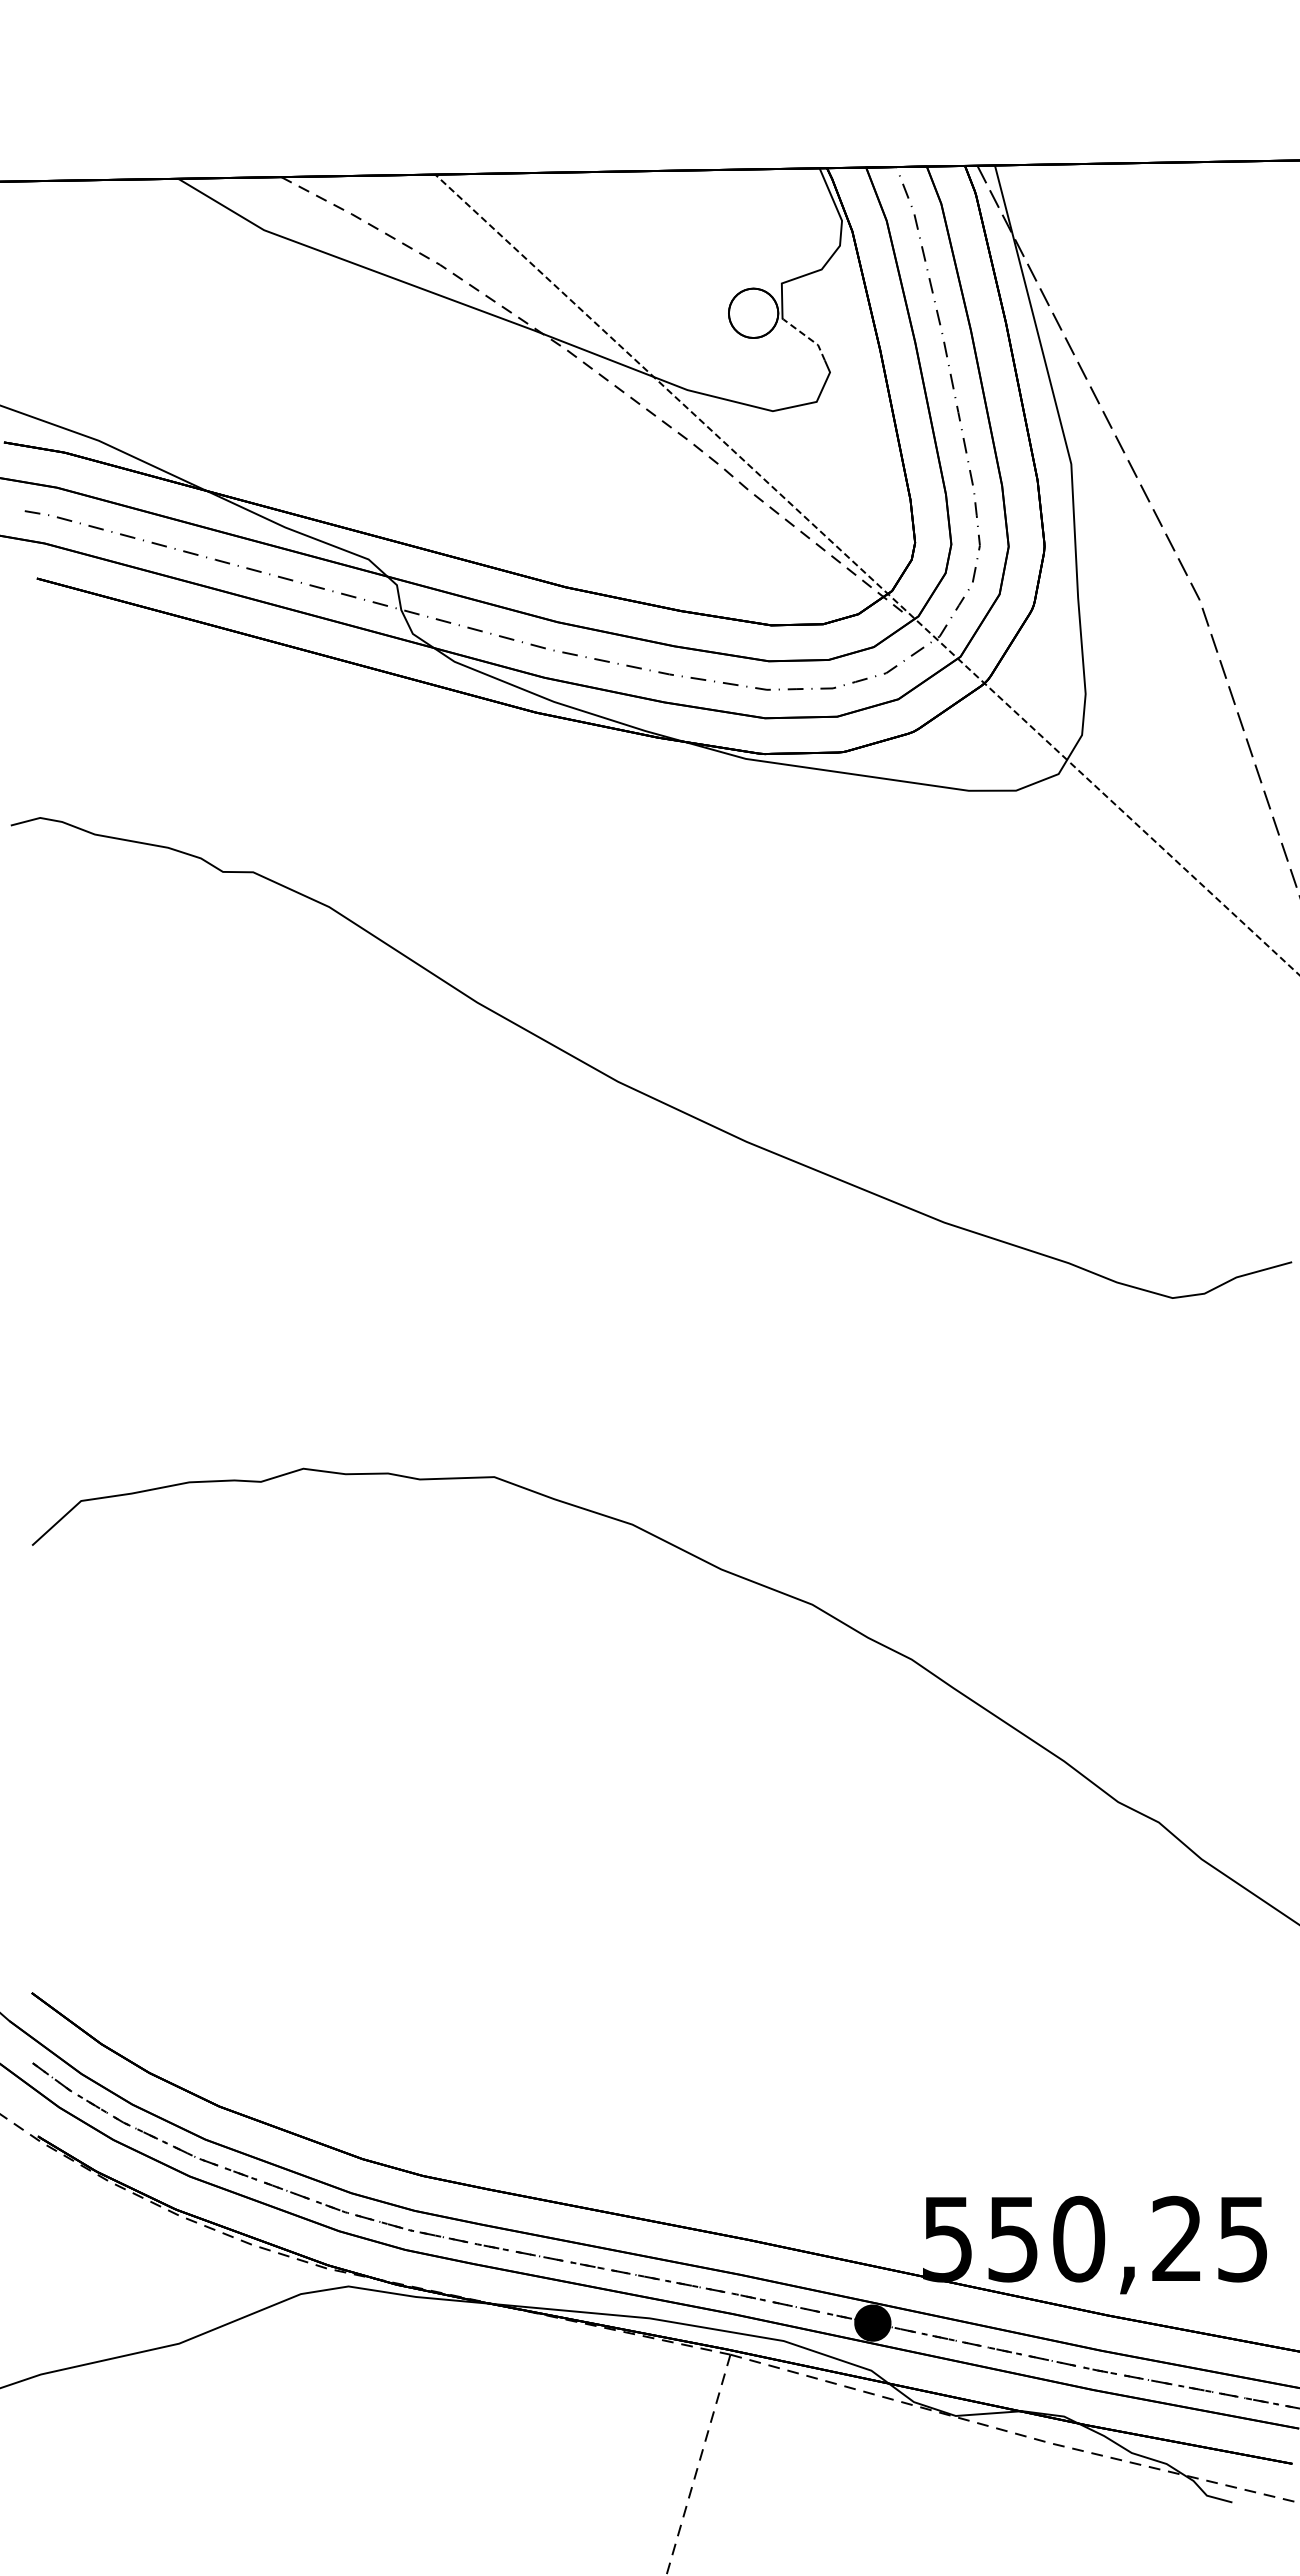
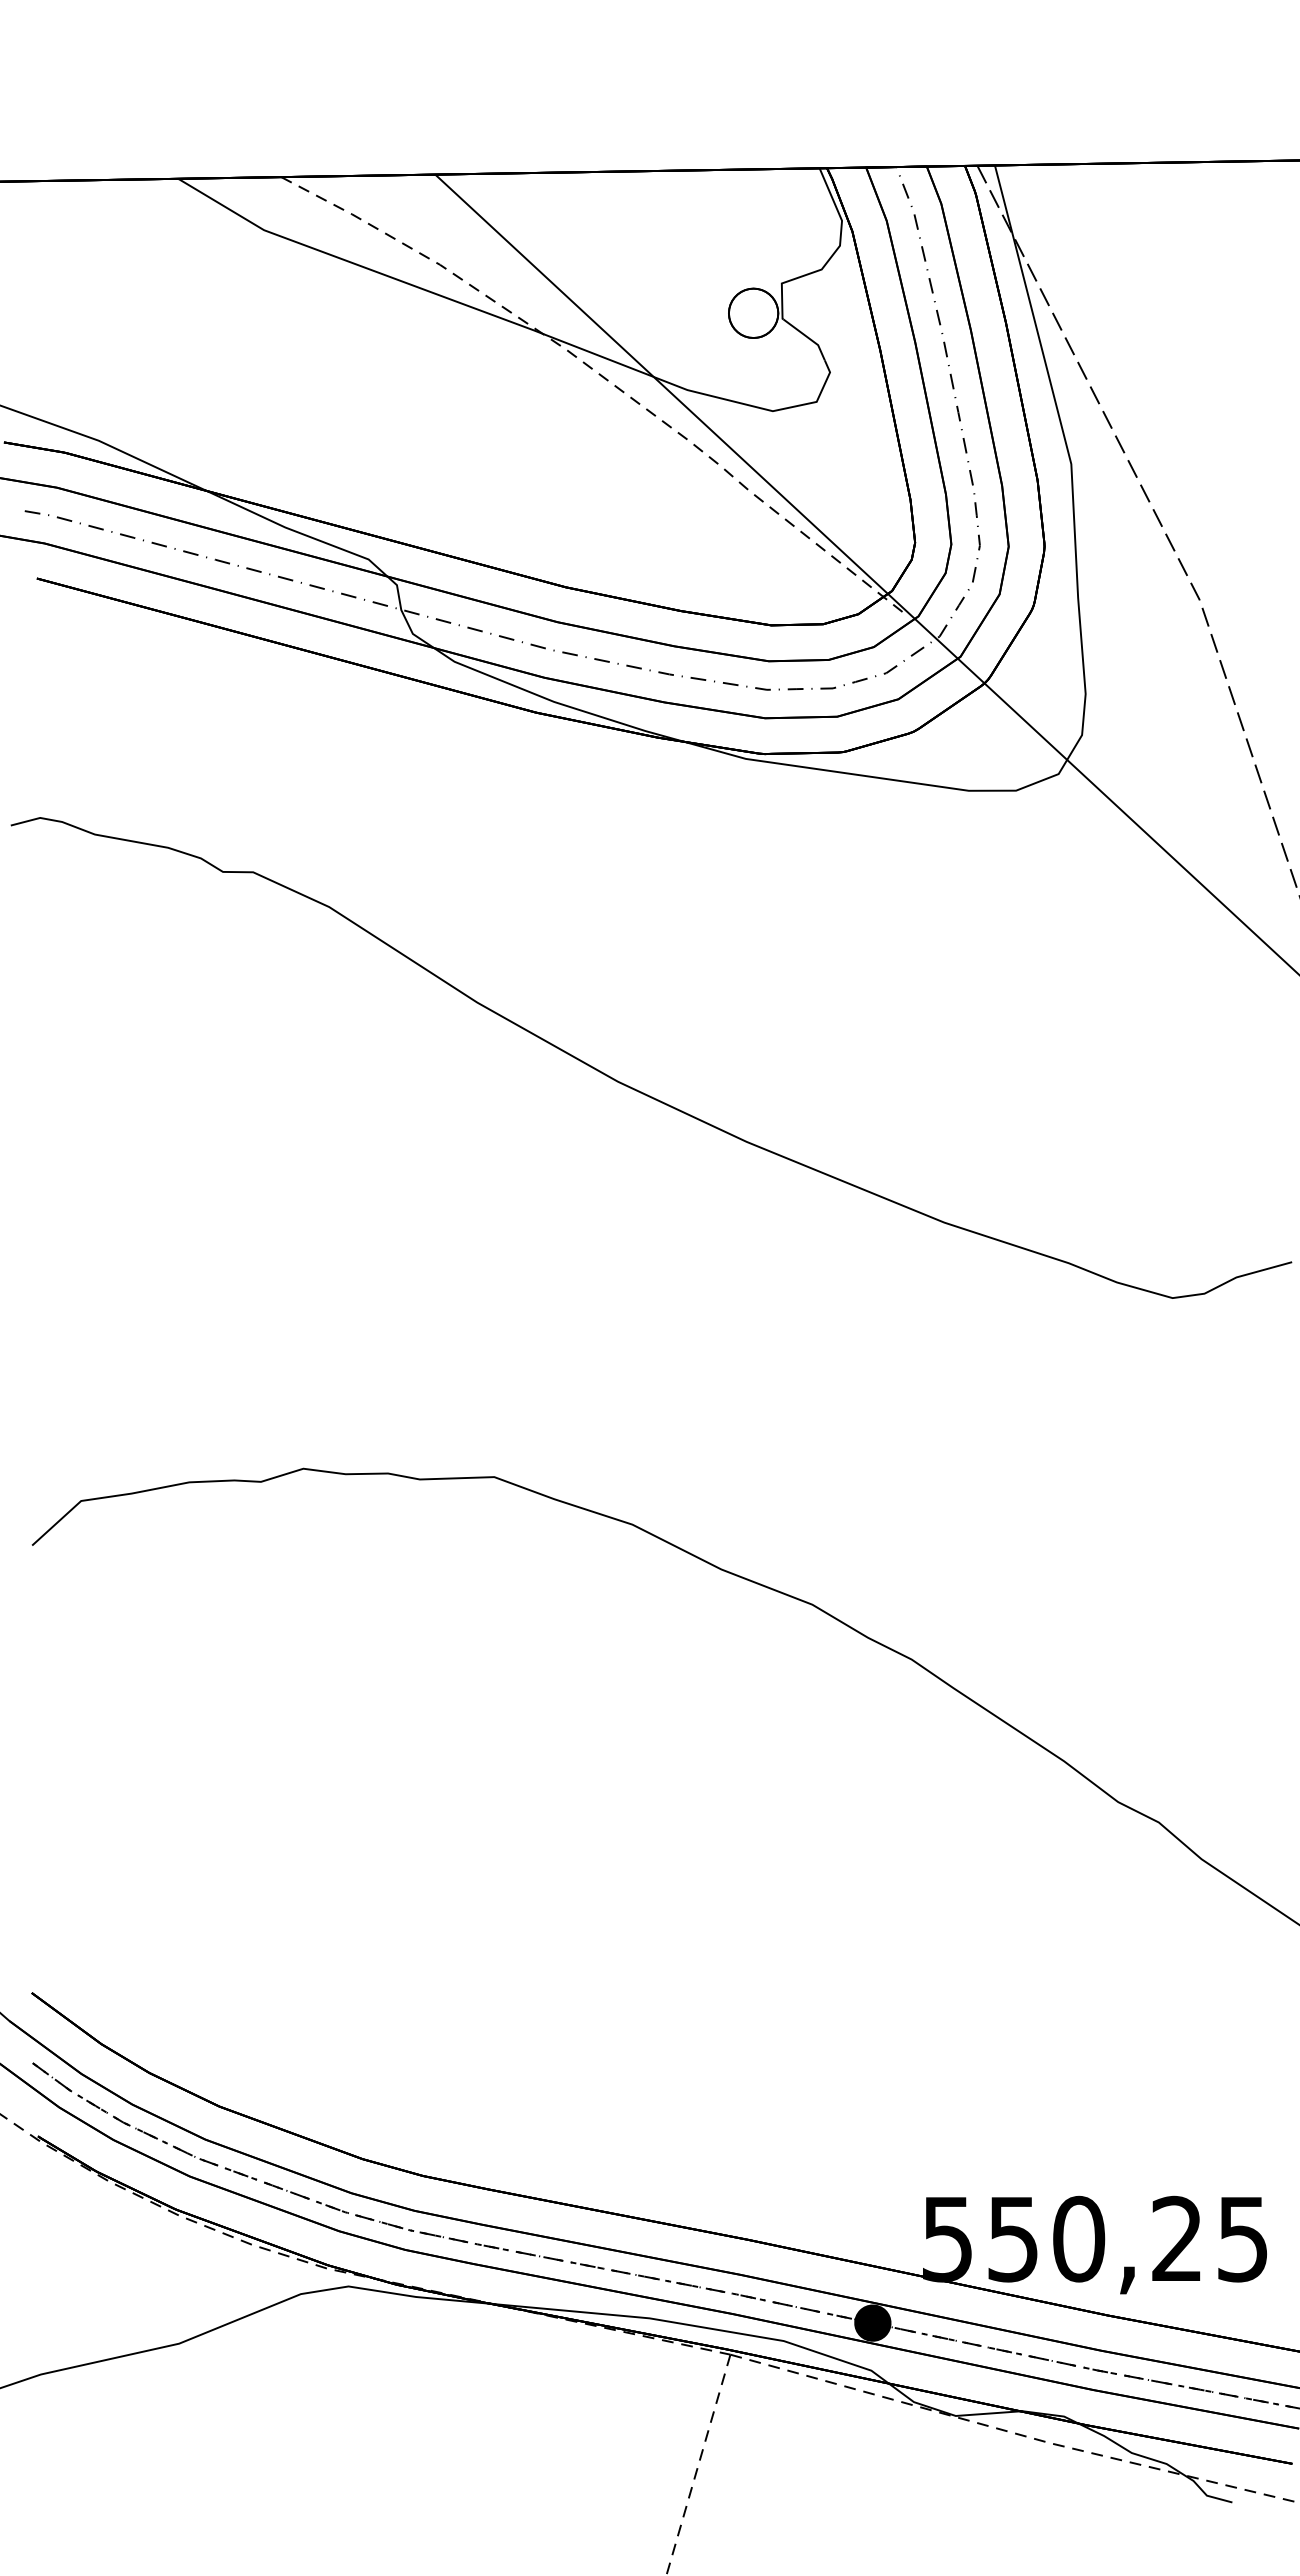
line: dashed -> solid (807, 337)
line: dashed -> solid (867, 574)
